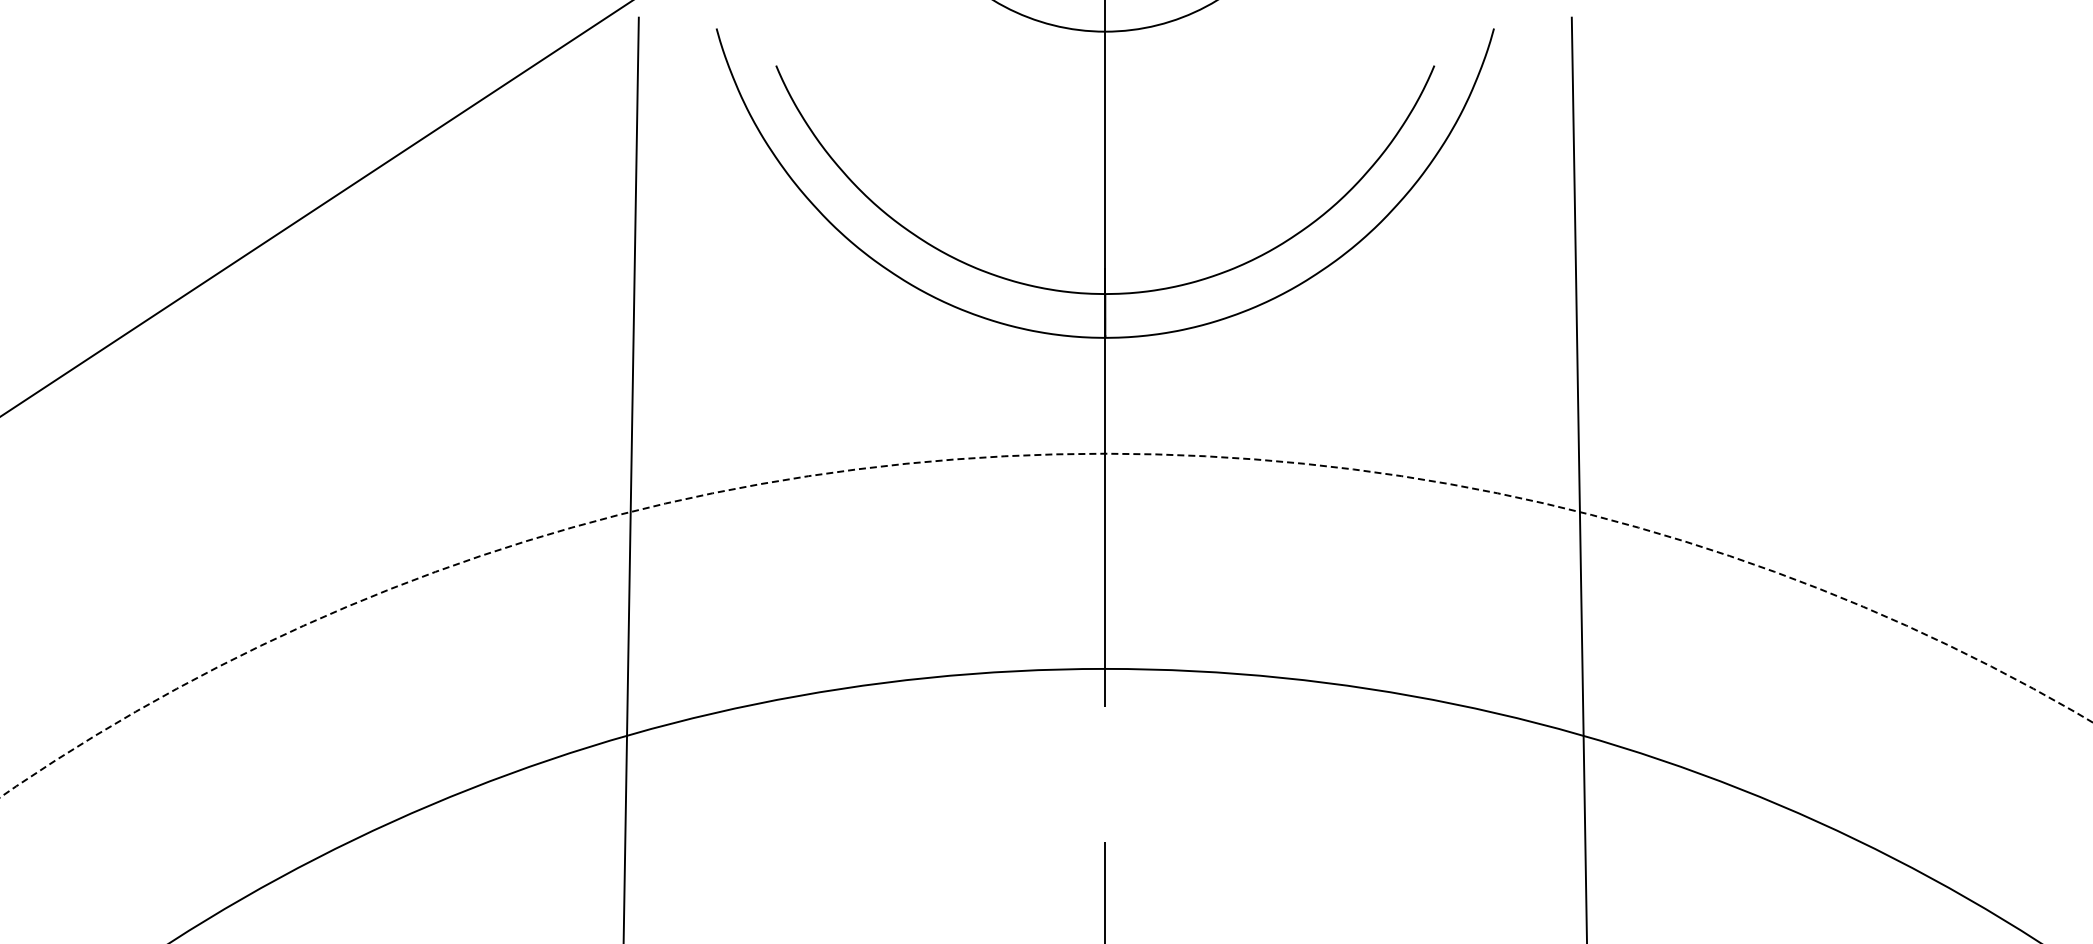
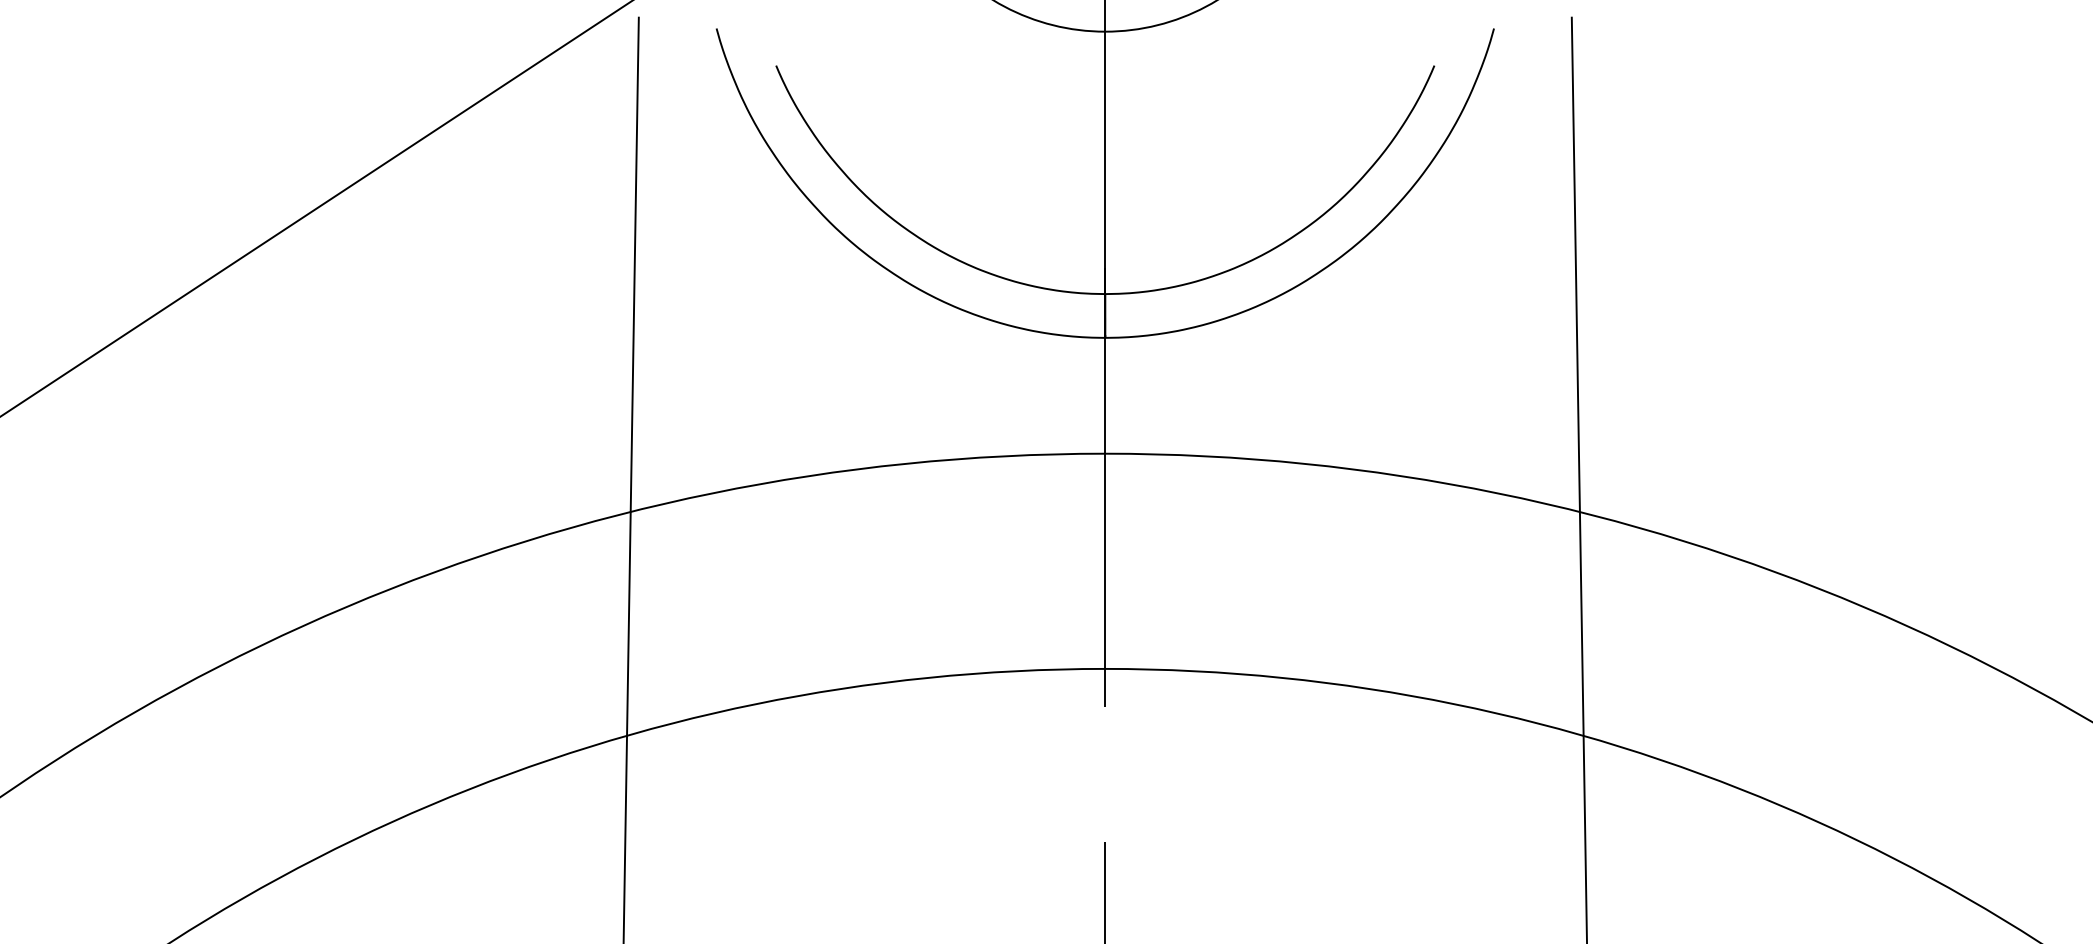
circle: dashed -> solid (1046, 625)
